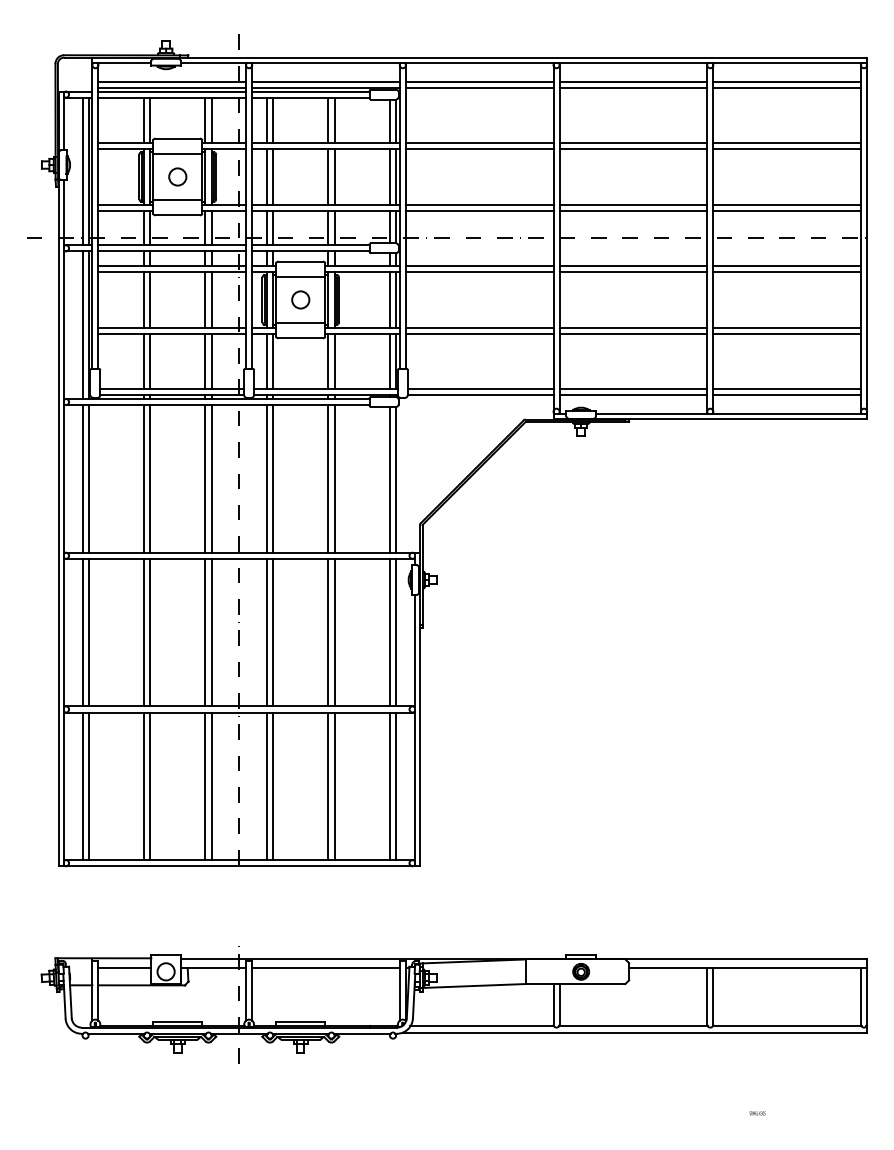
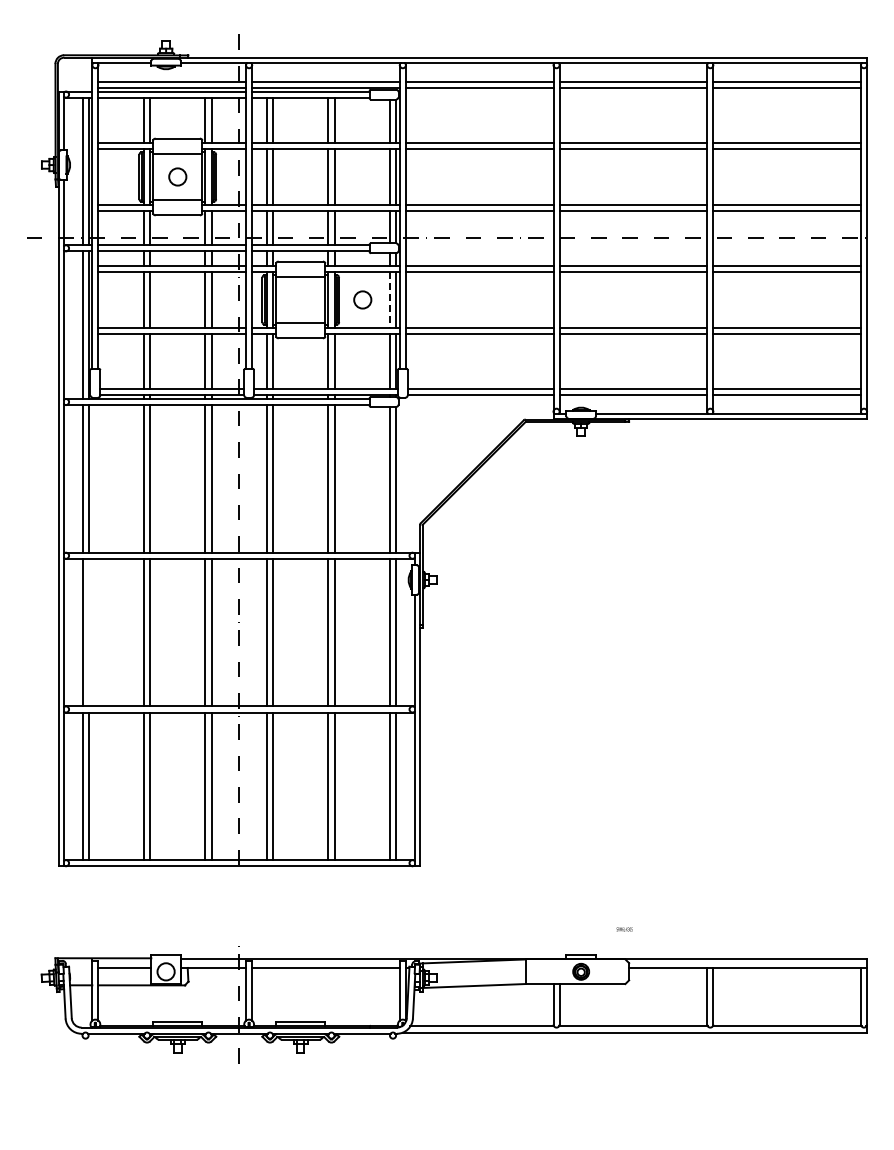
circle position: (300, 299) -> (362, 299) (362, 299)
line: solid -> dashed (389, 299)
line: present -> none (88, 632)
text position: (757, 1113) -> (624, 929) (624, 929)
